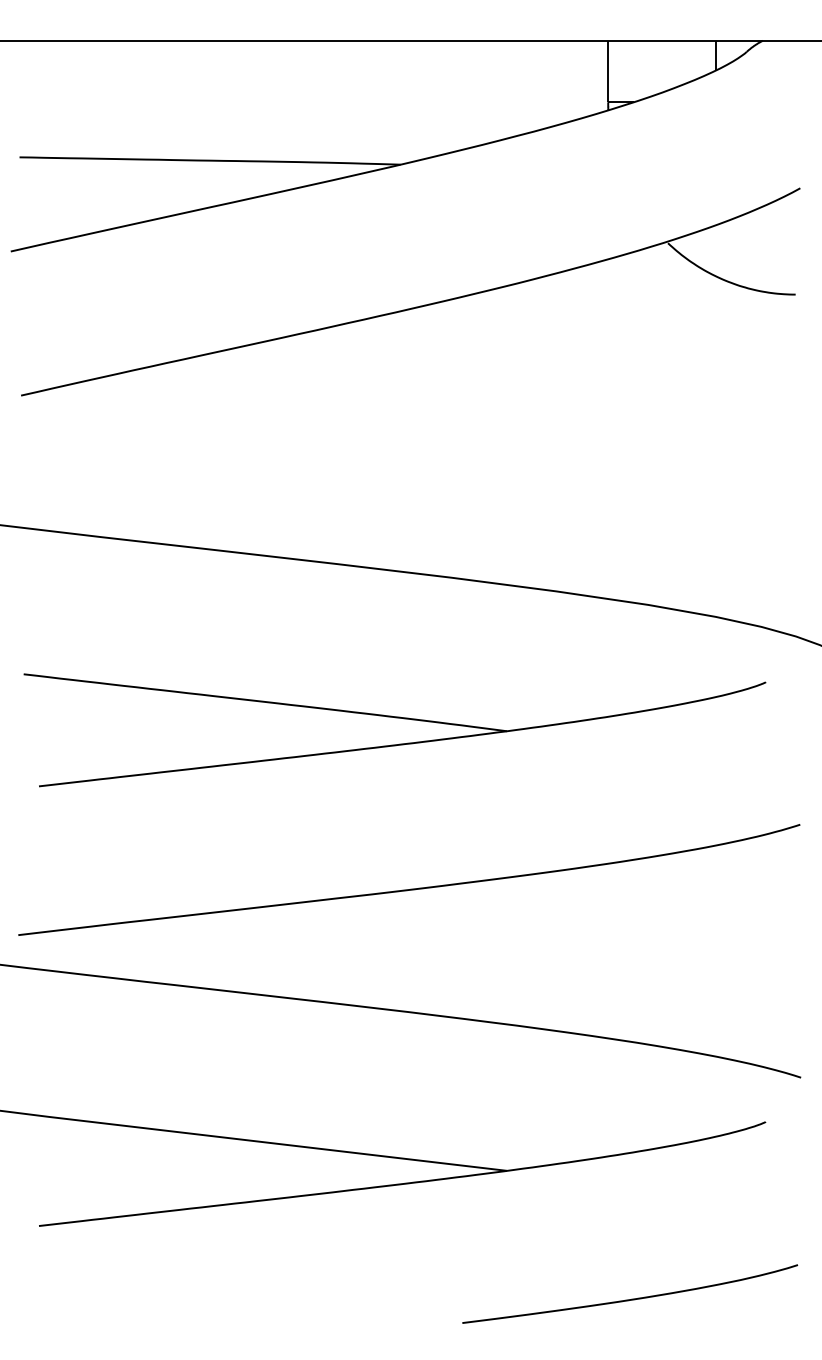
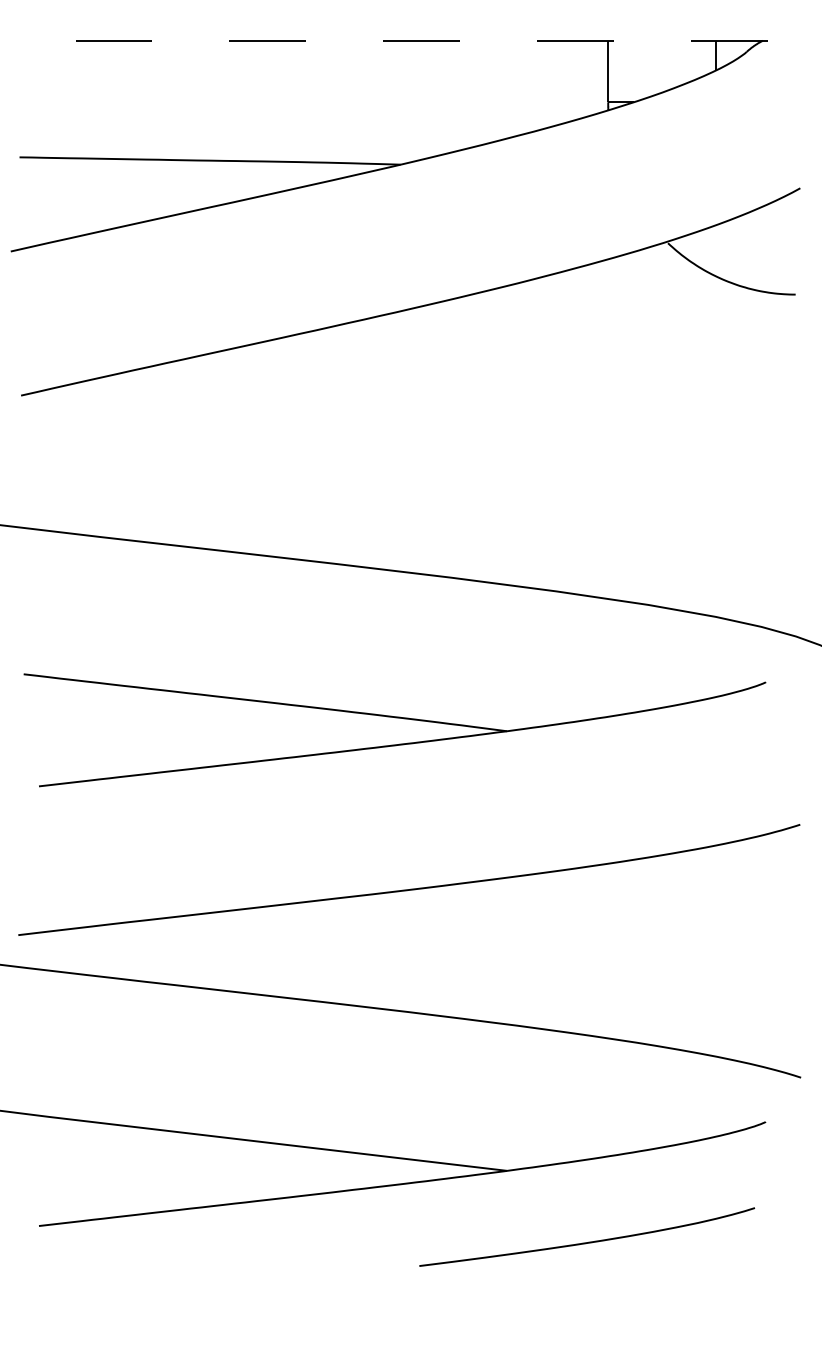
line: solid -> dashed (411, 40)
curve position: (631, 1298) -> (588, 1241) (588, 1241)
